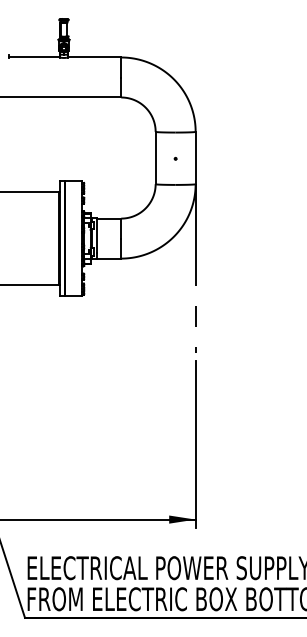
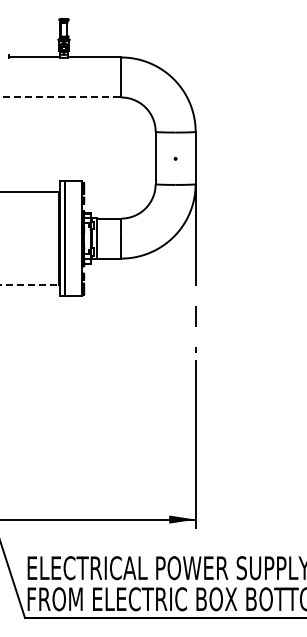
line: solid -> dashed (61, 97)
line: solid -> dashed (30, 285)
